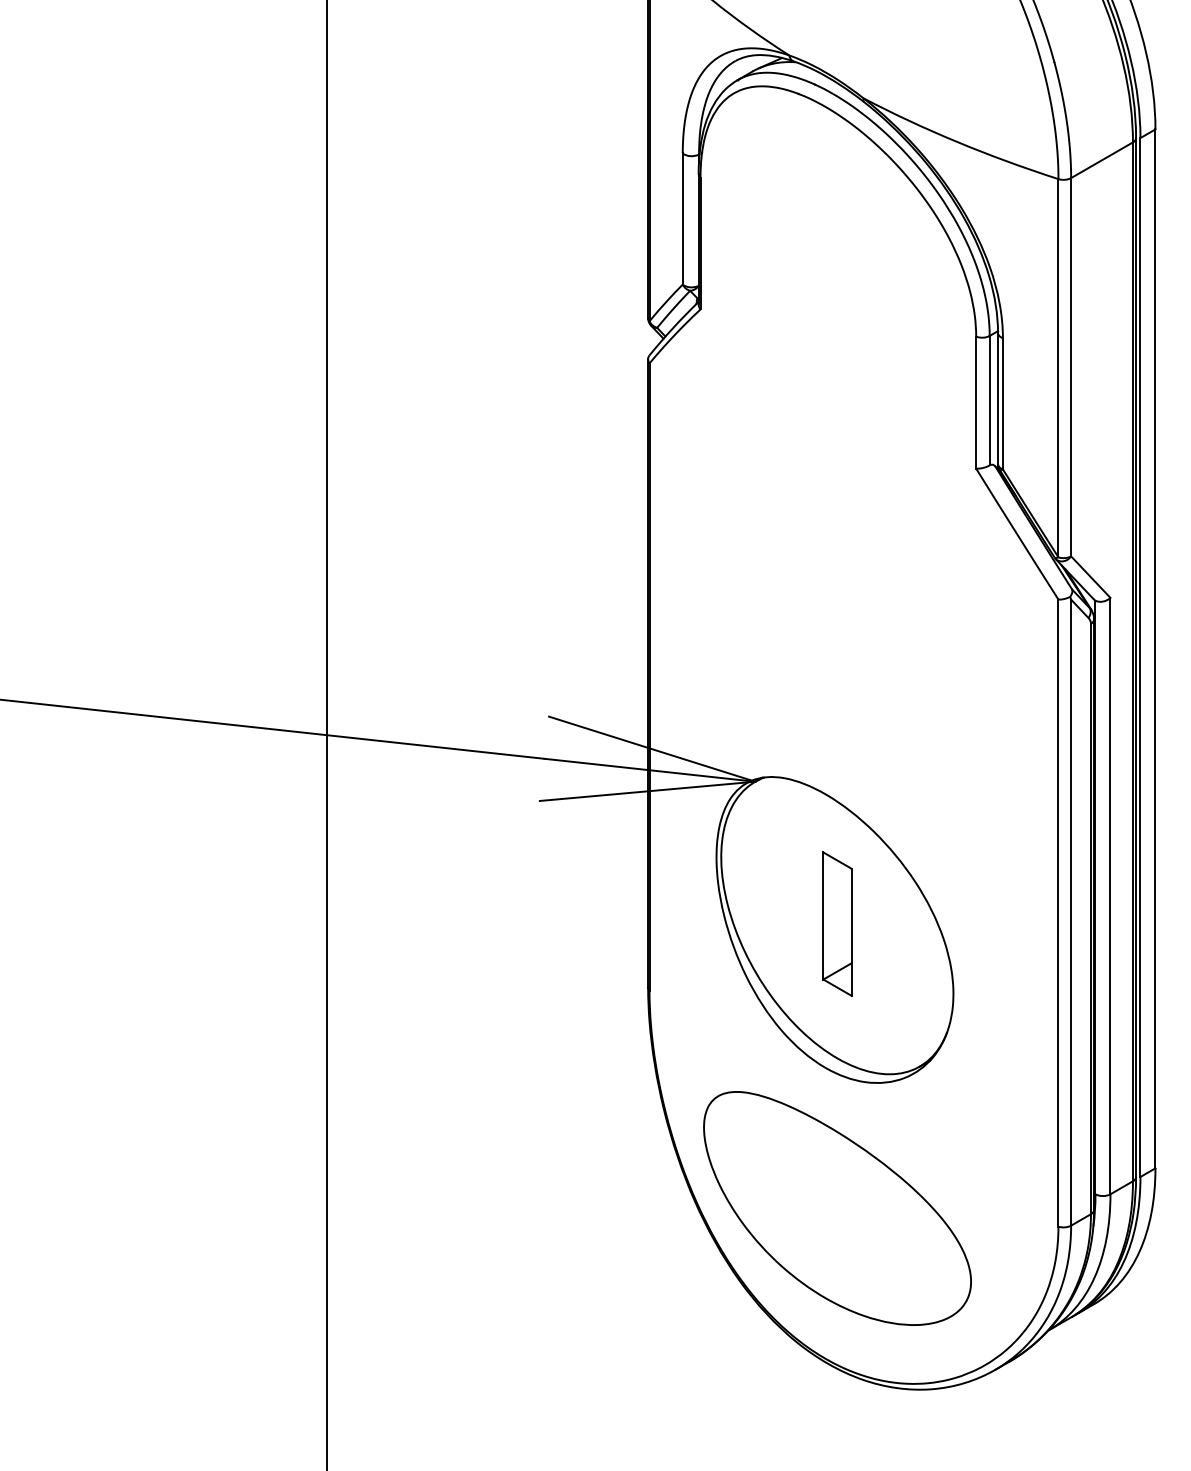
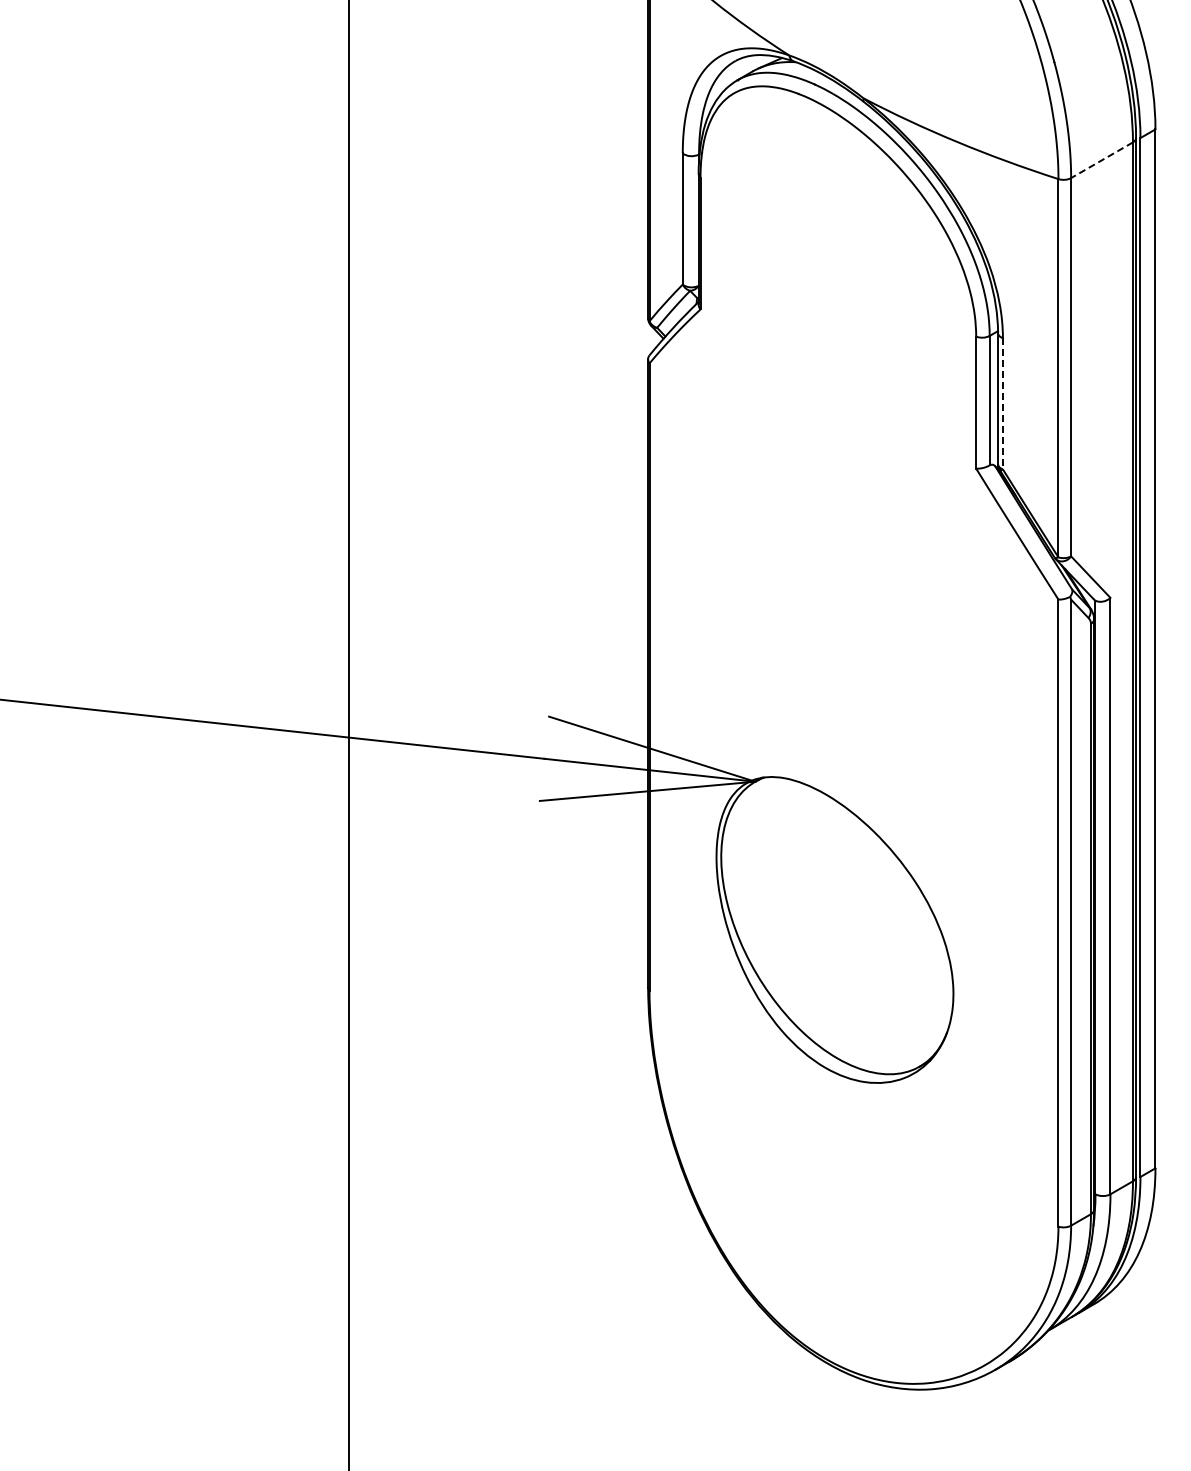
line: solid -> dashed (1102, 160)
line: solid -> dashed (1002, 403)
line position: (326, 734) -> (348, 734) (348, 734)
part: present -> none (837, 923)
part: present -> none (837, 1208)
